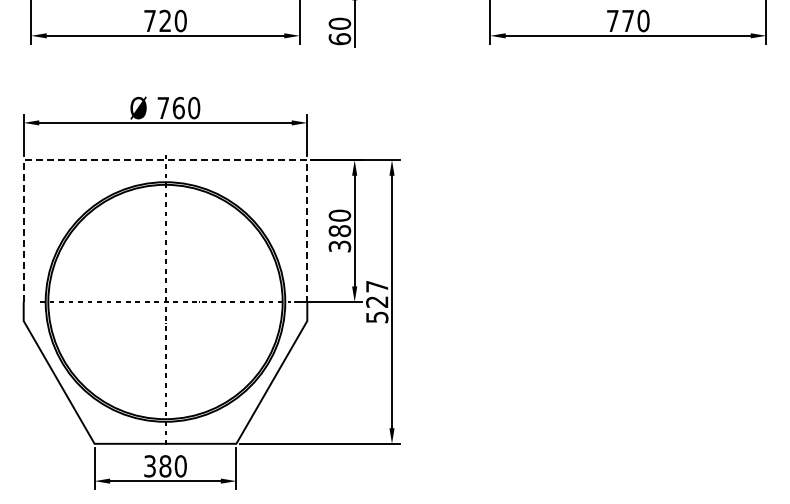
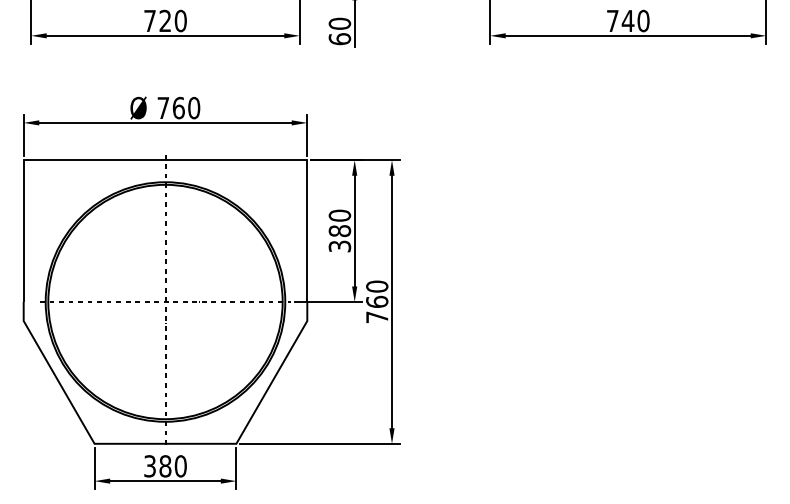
text: 770 -> 740 (627, 20)
line: dashed -> solid (165, 160)
text: 527 -> 760 (377, 301)
